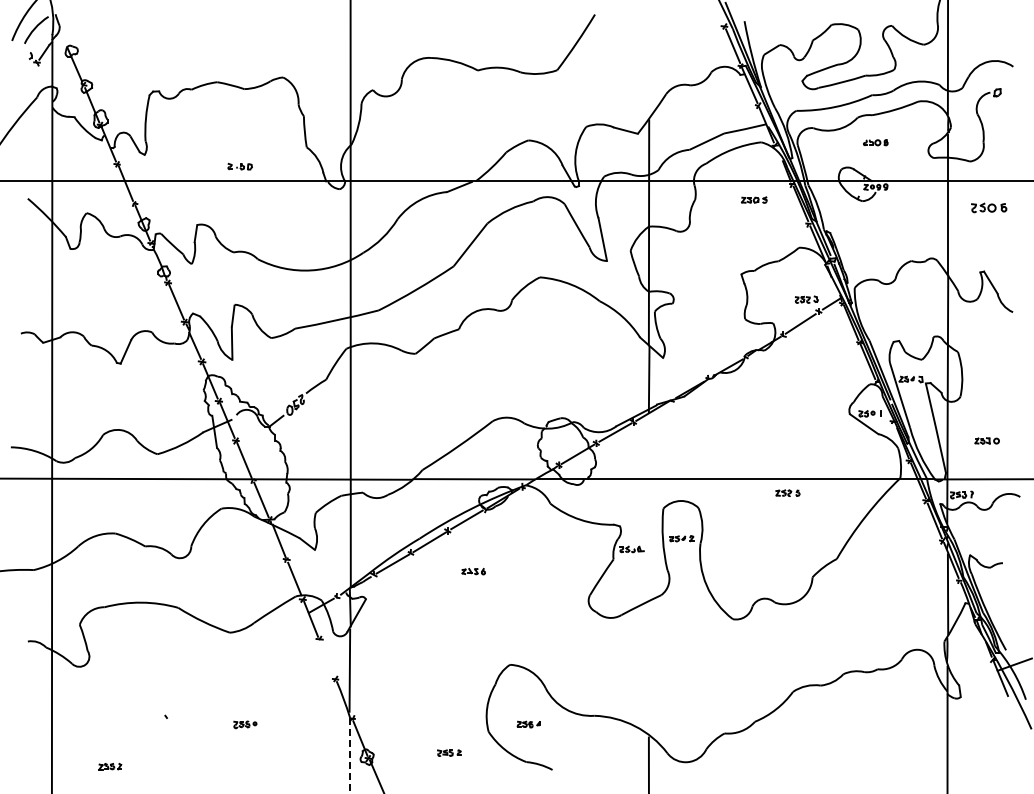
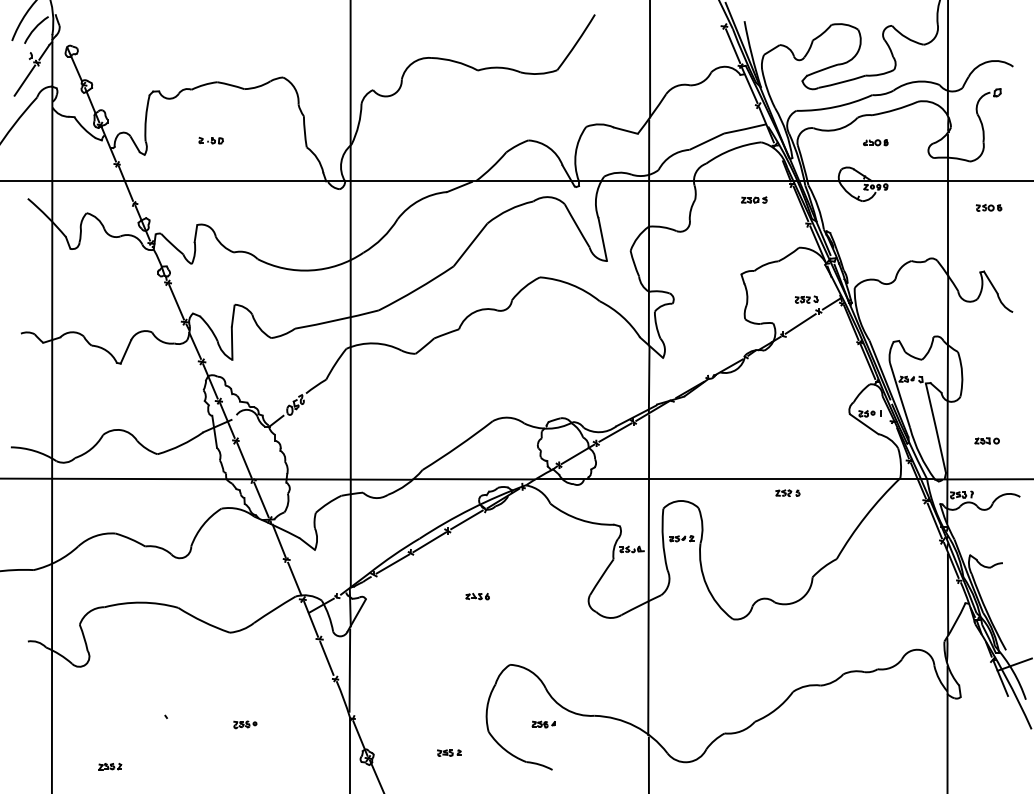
line: none -> present (650, 59)
line: none -> present (24, 80)
part position: (239, 166) -> (210, 140) (210, 140)
part size: 37x12 px -> 28x8 px (988, 207)
part position: (473, 571) -> (477, 596) (477, 596)
line: none -> present (648, 575)
line: none -> present (326, 657)
part position: (528, 724) -> (543, 724) (543, 724)
line: dashed -> solid (350, 755)
